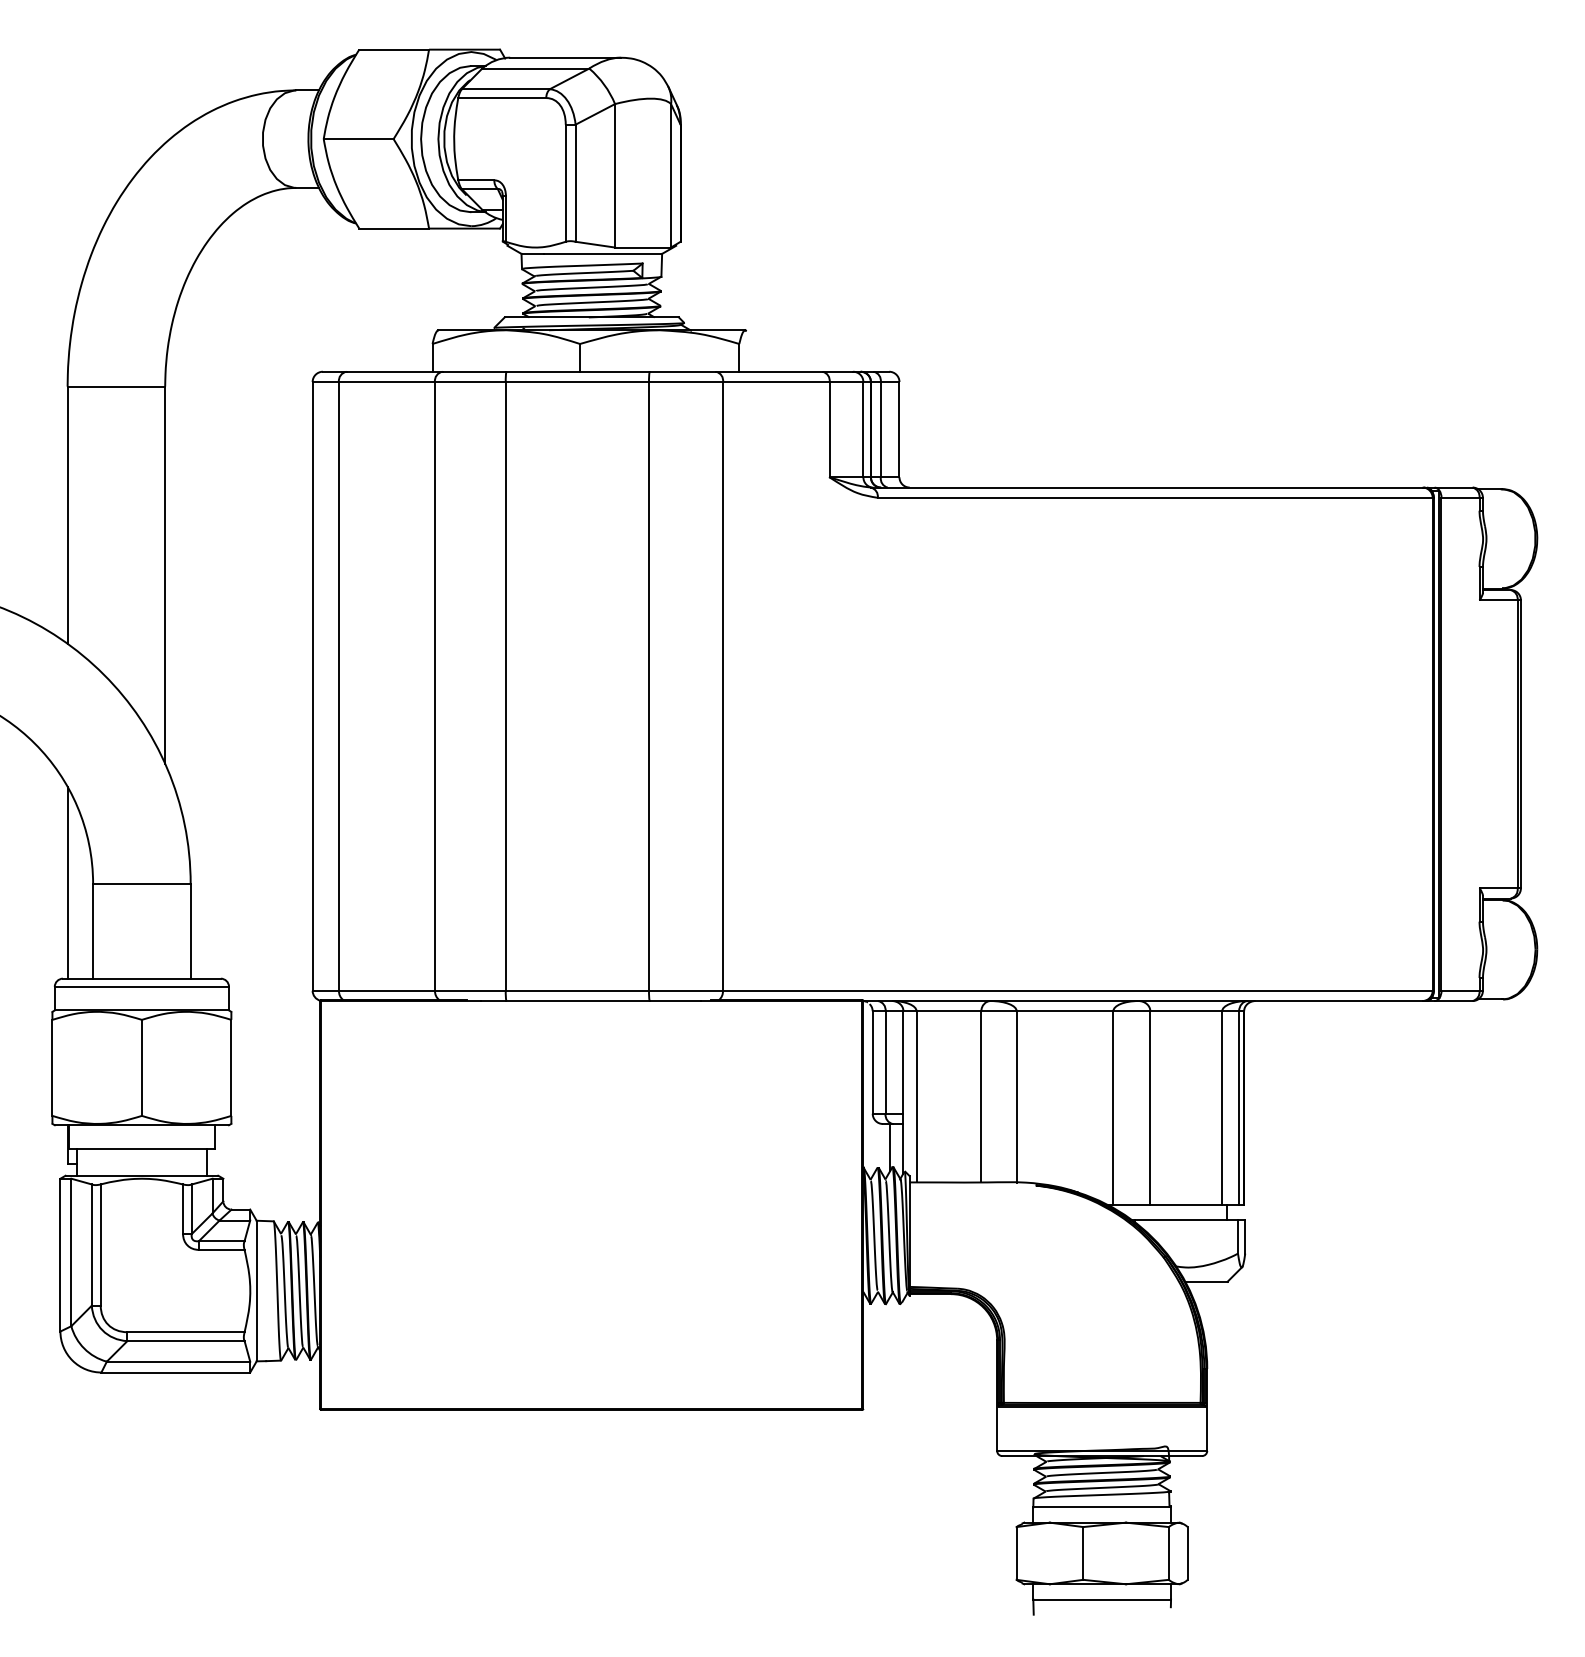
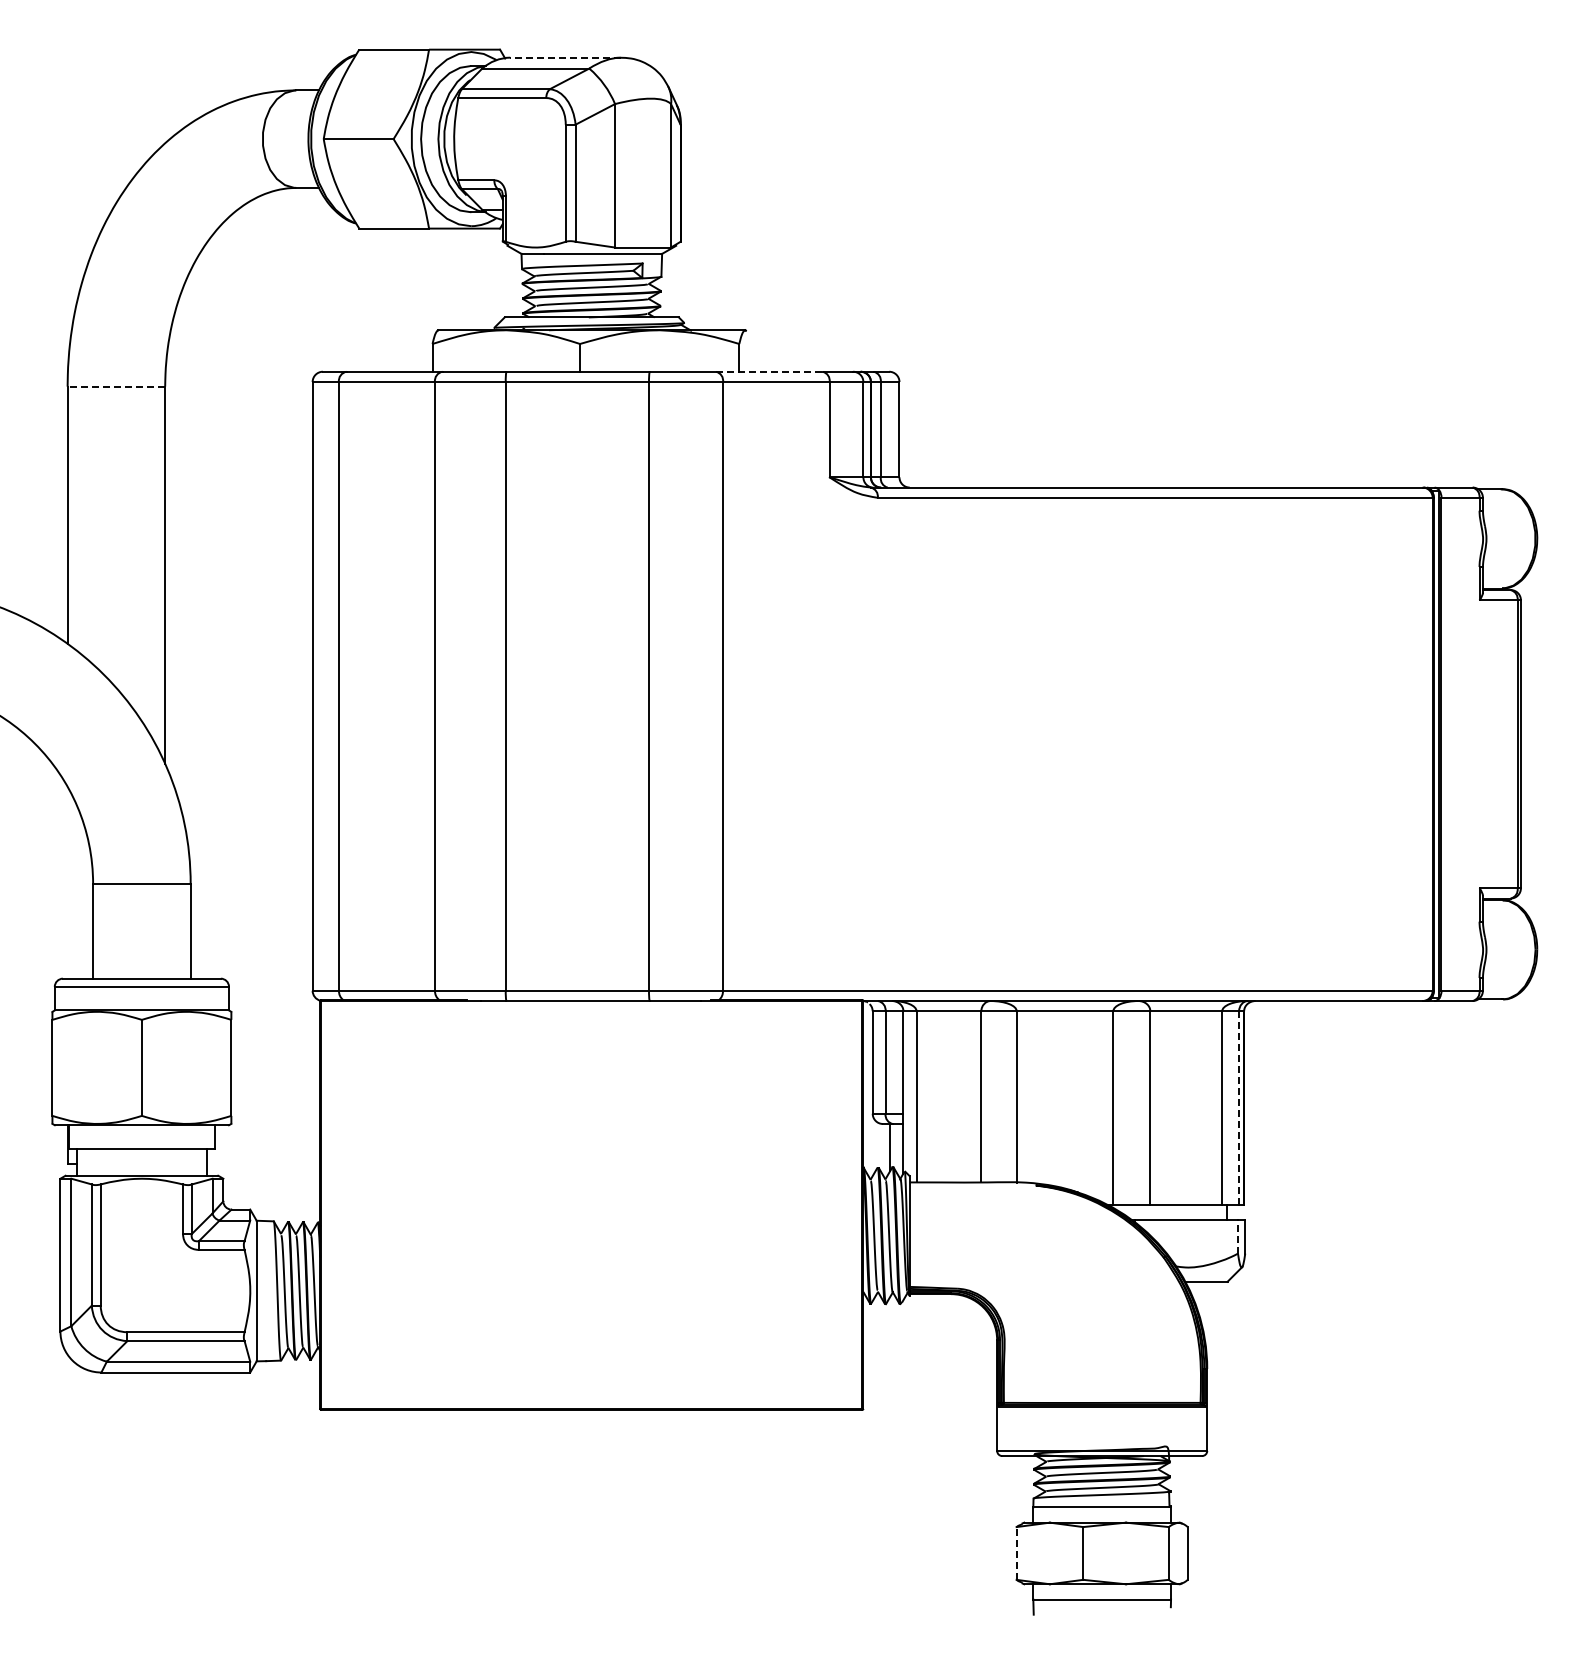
line: solid -> dashed (565, 57)
line: solid -> dashed (769, 371)
line: solid -> dashed (116, 386)
line: present -> none (67, 882)
line: solid -> dashed (1239, 1108)
line: solid -> dashed (1237, 1236)
line: solid -> dashed (1016, 1552)
